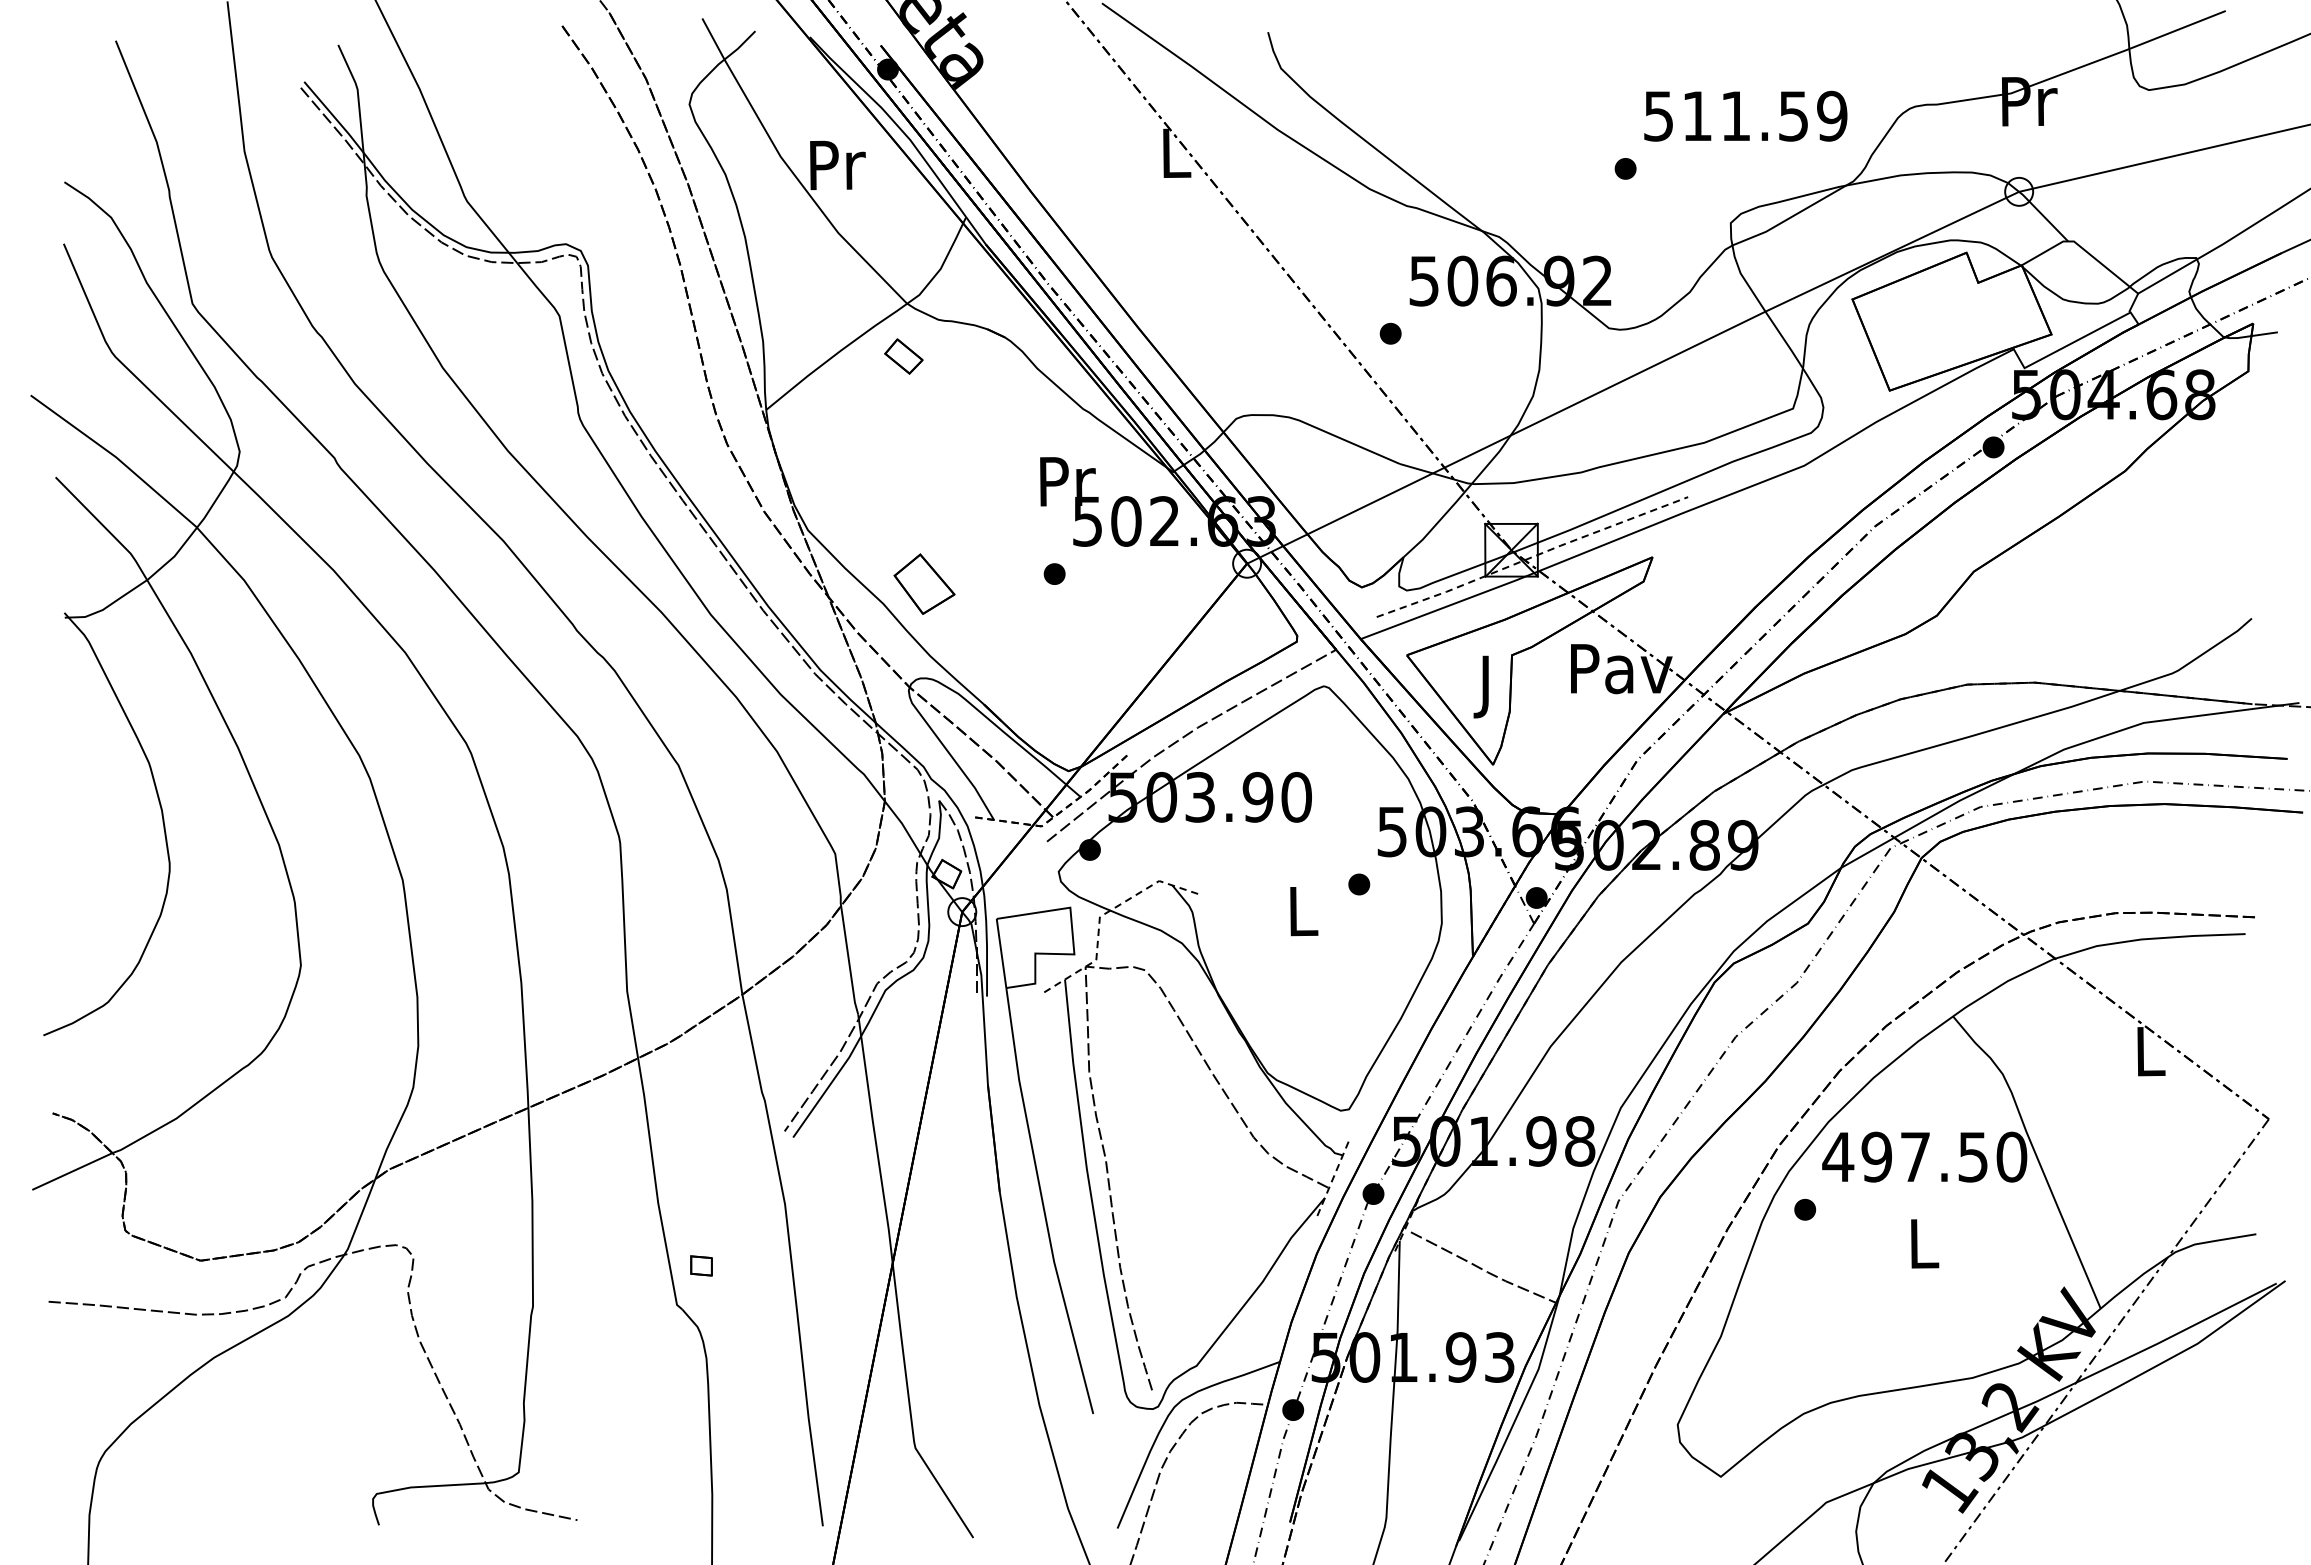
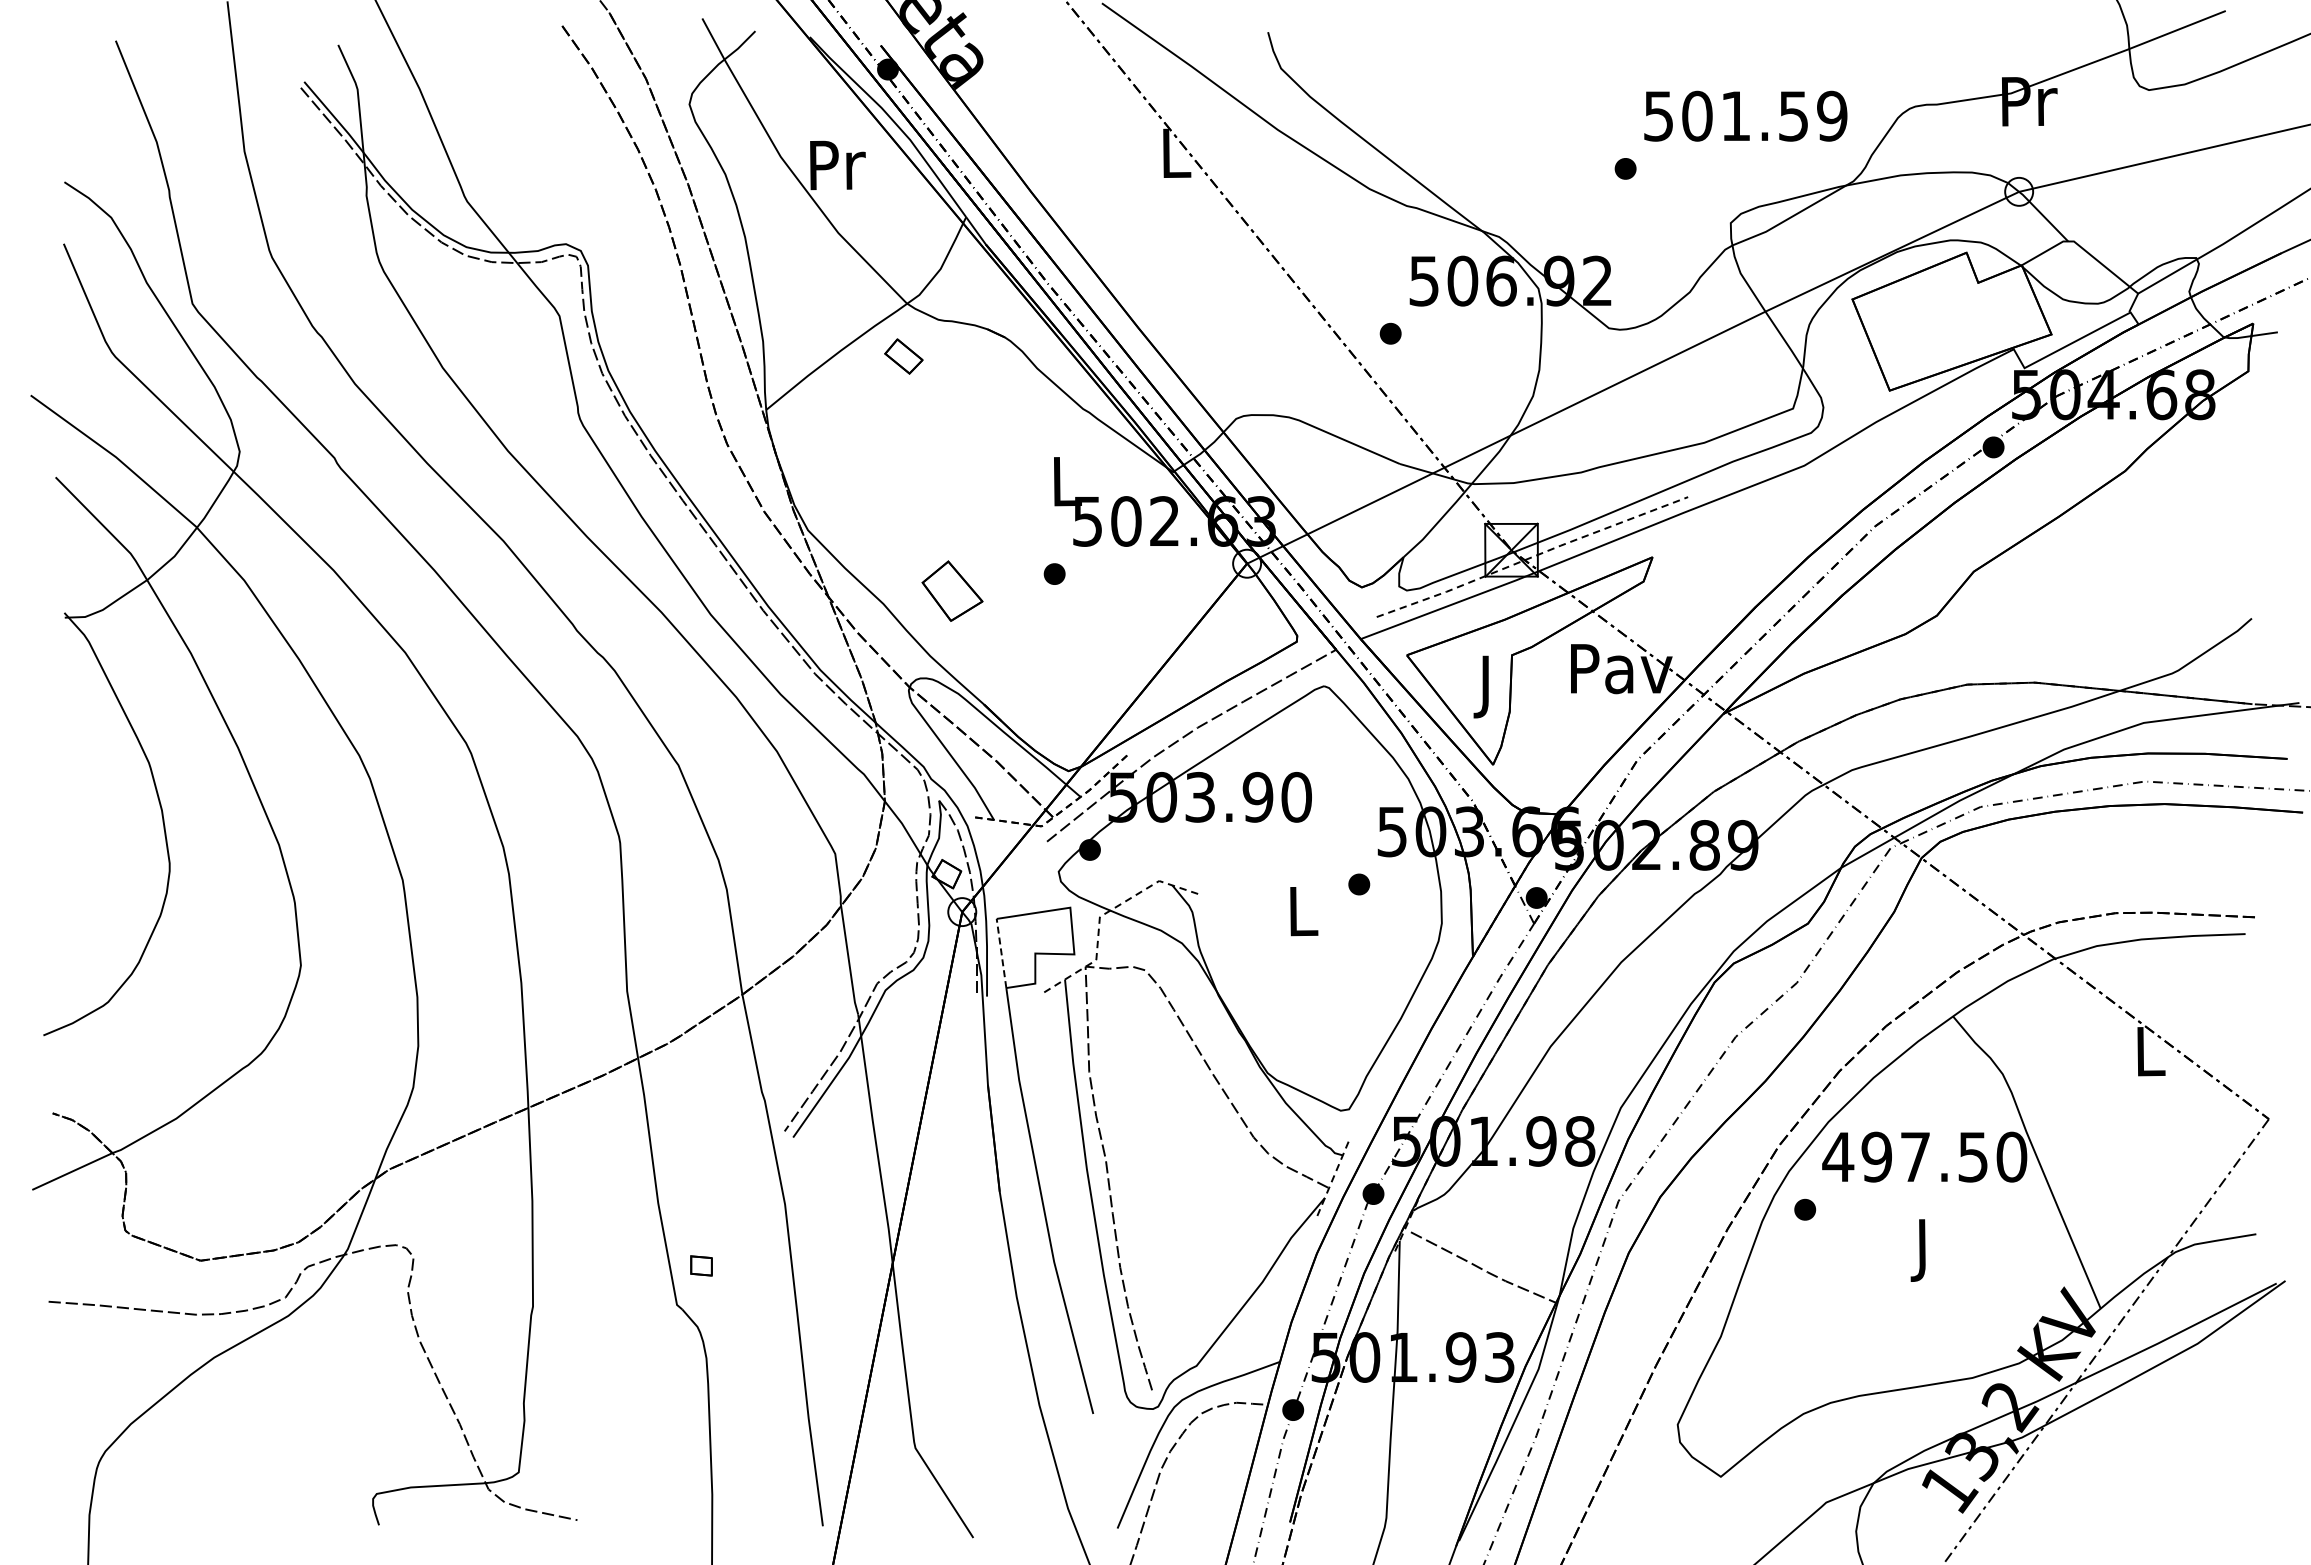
text: 511.59 -> 501.59 (1697, 115)
text: Pr -> L (1067, 481)
part position: (924, 583) -> (952, 590) (952, 590)
line: solid -> dashed (1001, 953)
text: L -> J (1924, 1250)
